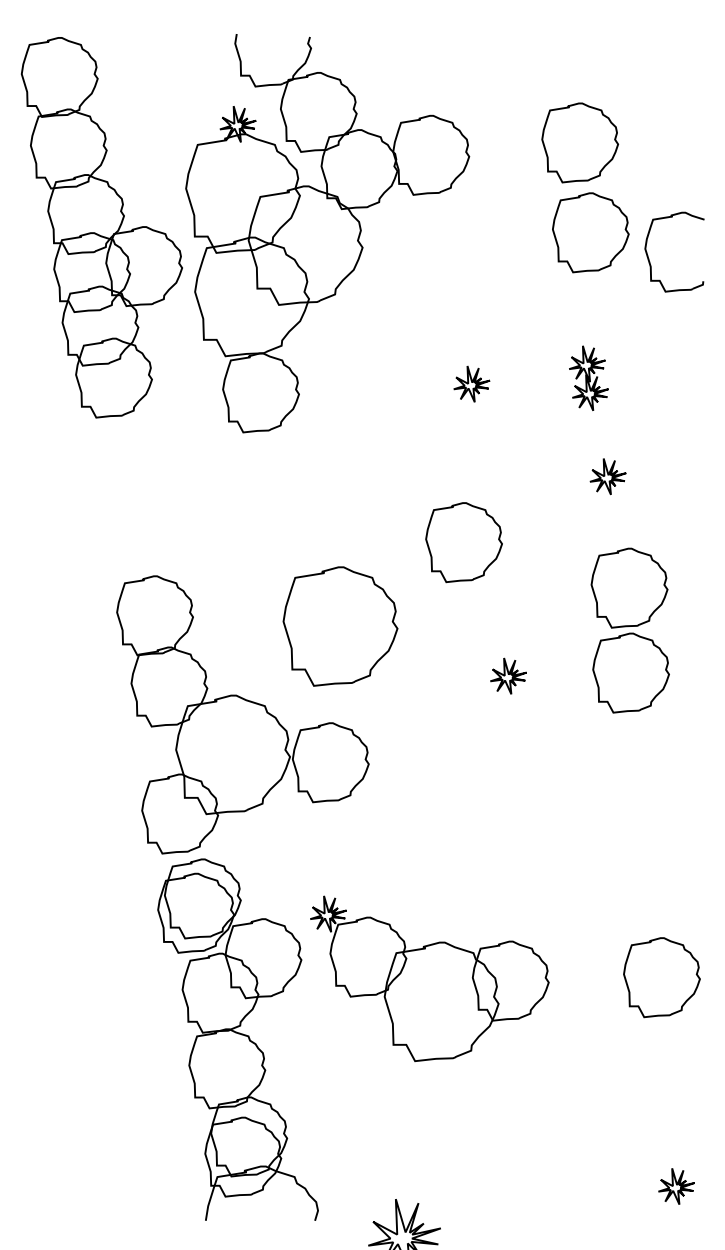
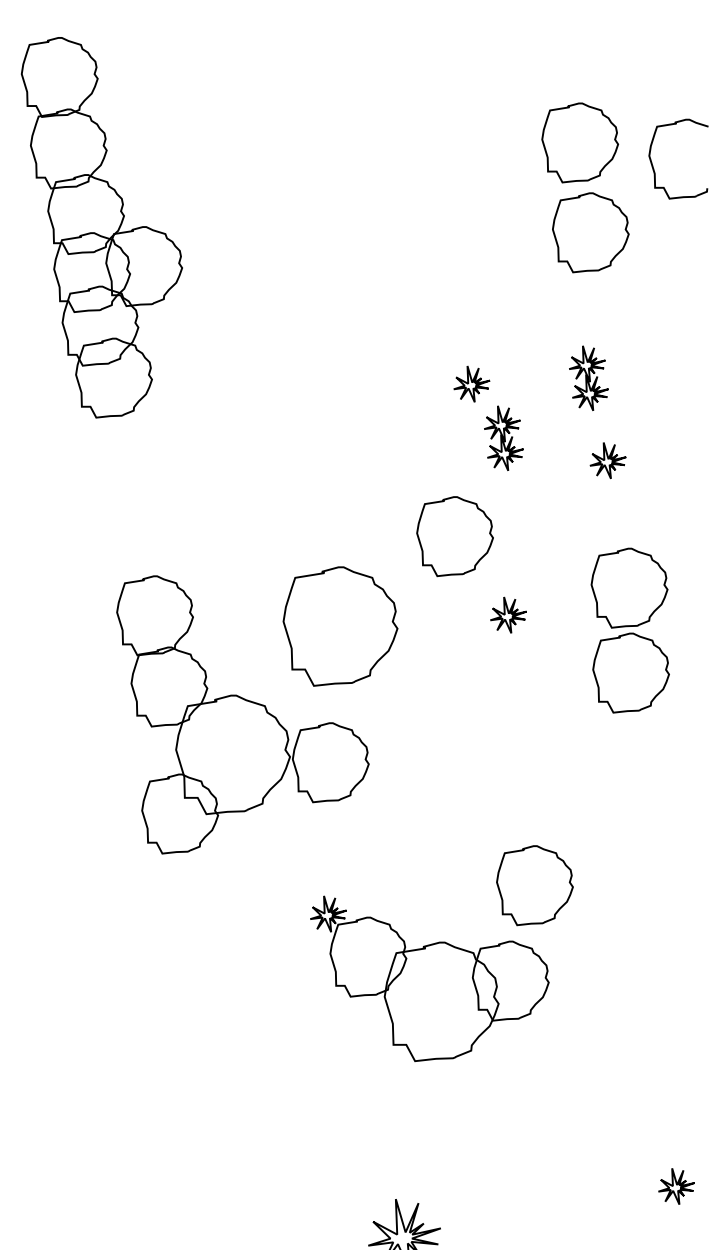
part: present -> none (327, 233)
part position: (649, 258) -> (653, 165) (653, 165)
part: none -> present (503, 437)
part position: (607, 476) -> (607, 460) (607, 460)
part position: (463, 542) -> (454, 536) (454, 536)
part position: (508, 675) -> (508, 614) (508, 614)
part position: (661, 977) -> (534, 885) (534, 885)
part: present -> none (237, 1039)
